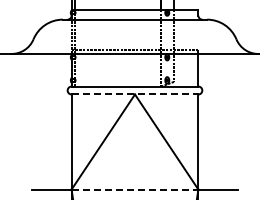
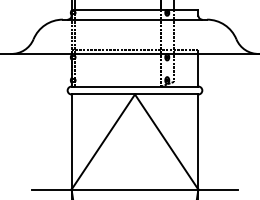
line: dashed -> solid (135, 94)
line: dashed -> solid (135, 189)
